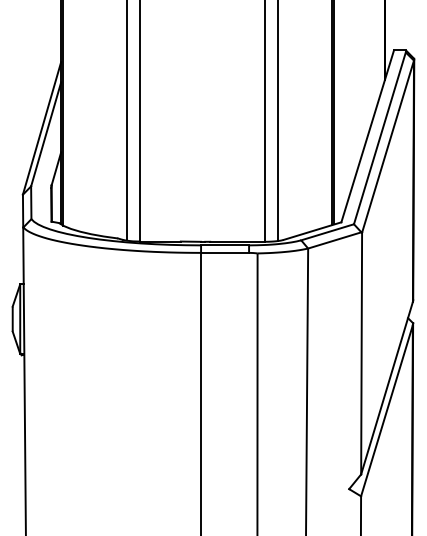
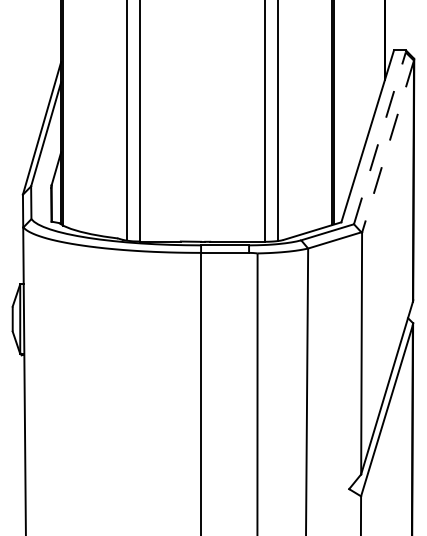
line: solid -> dashed (379, 138)
line: solid -> dashed (388, 146)
